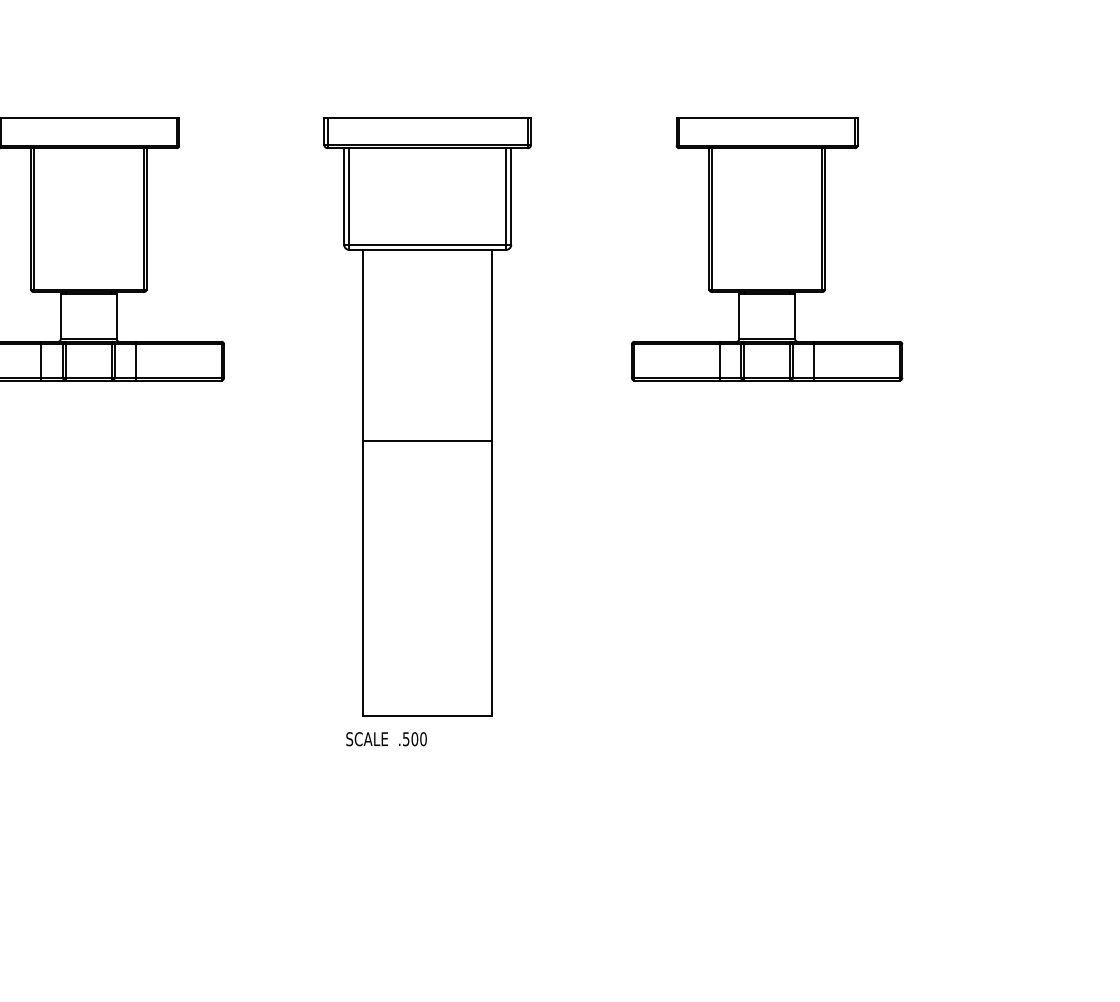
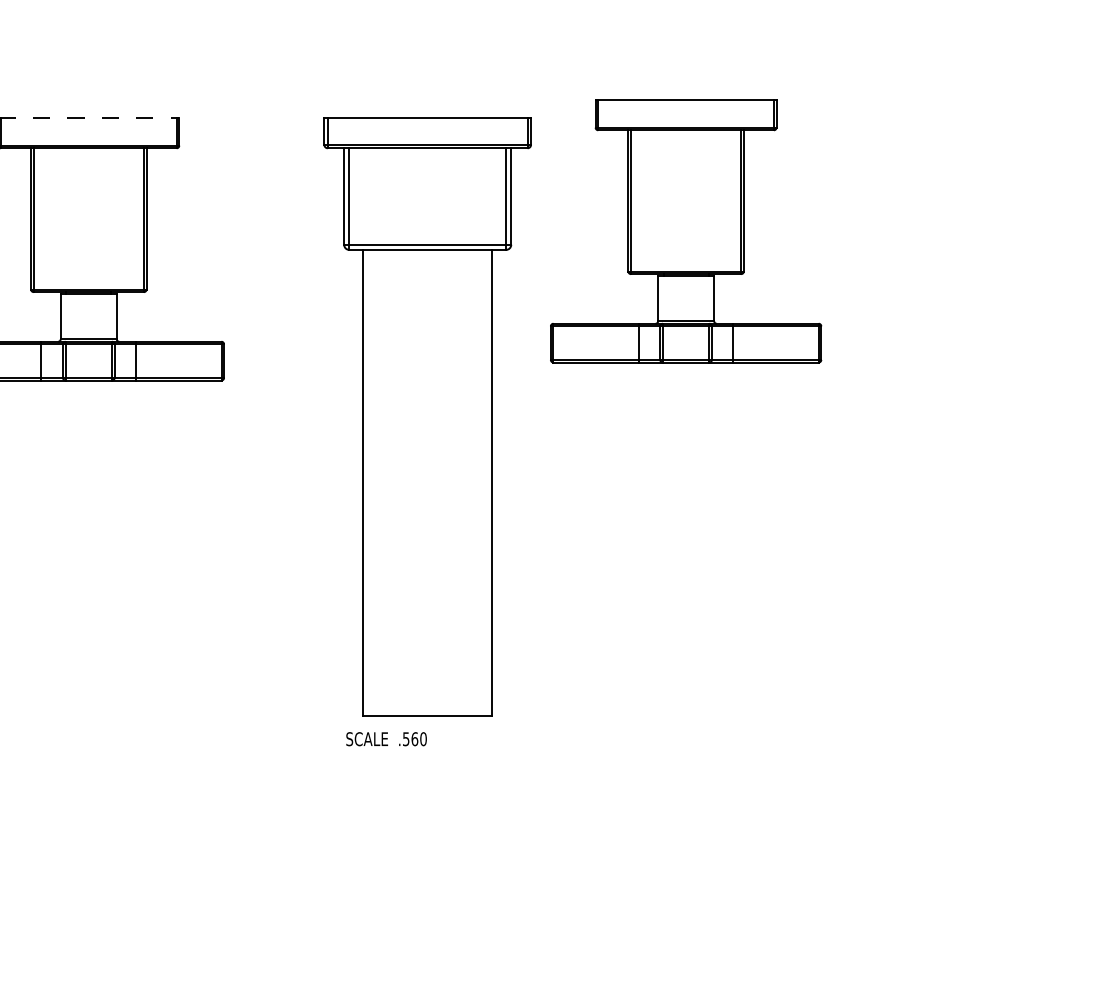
line: solid -> dashed (90, 118)
part position: (767, 249) -> (686, 231) (686, 231)
line: present -> none (427, 441)
text: .500 -> .560 (414, 738)
